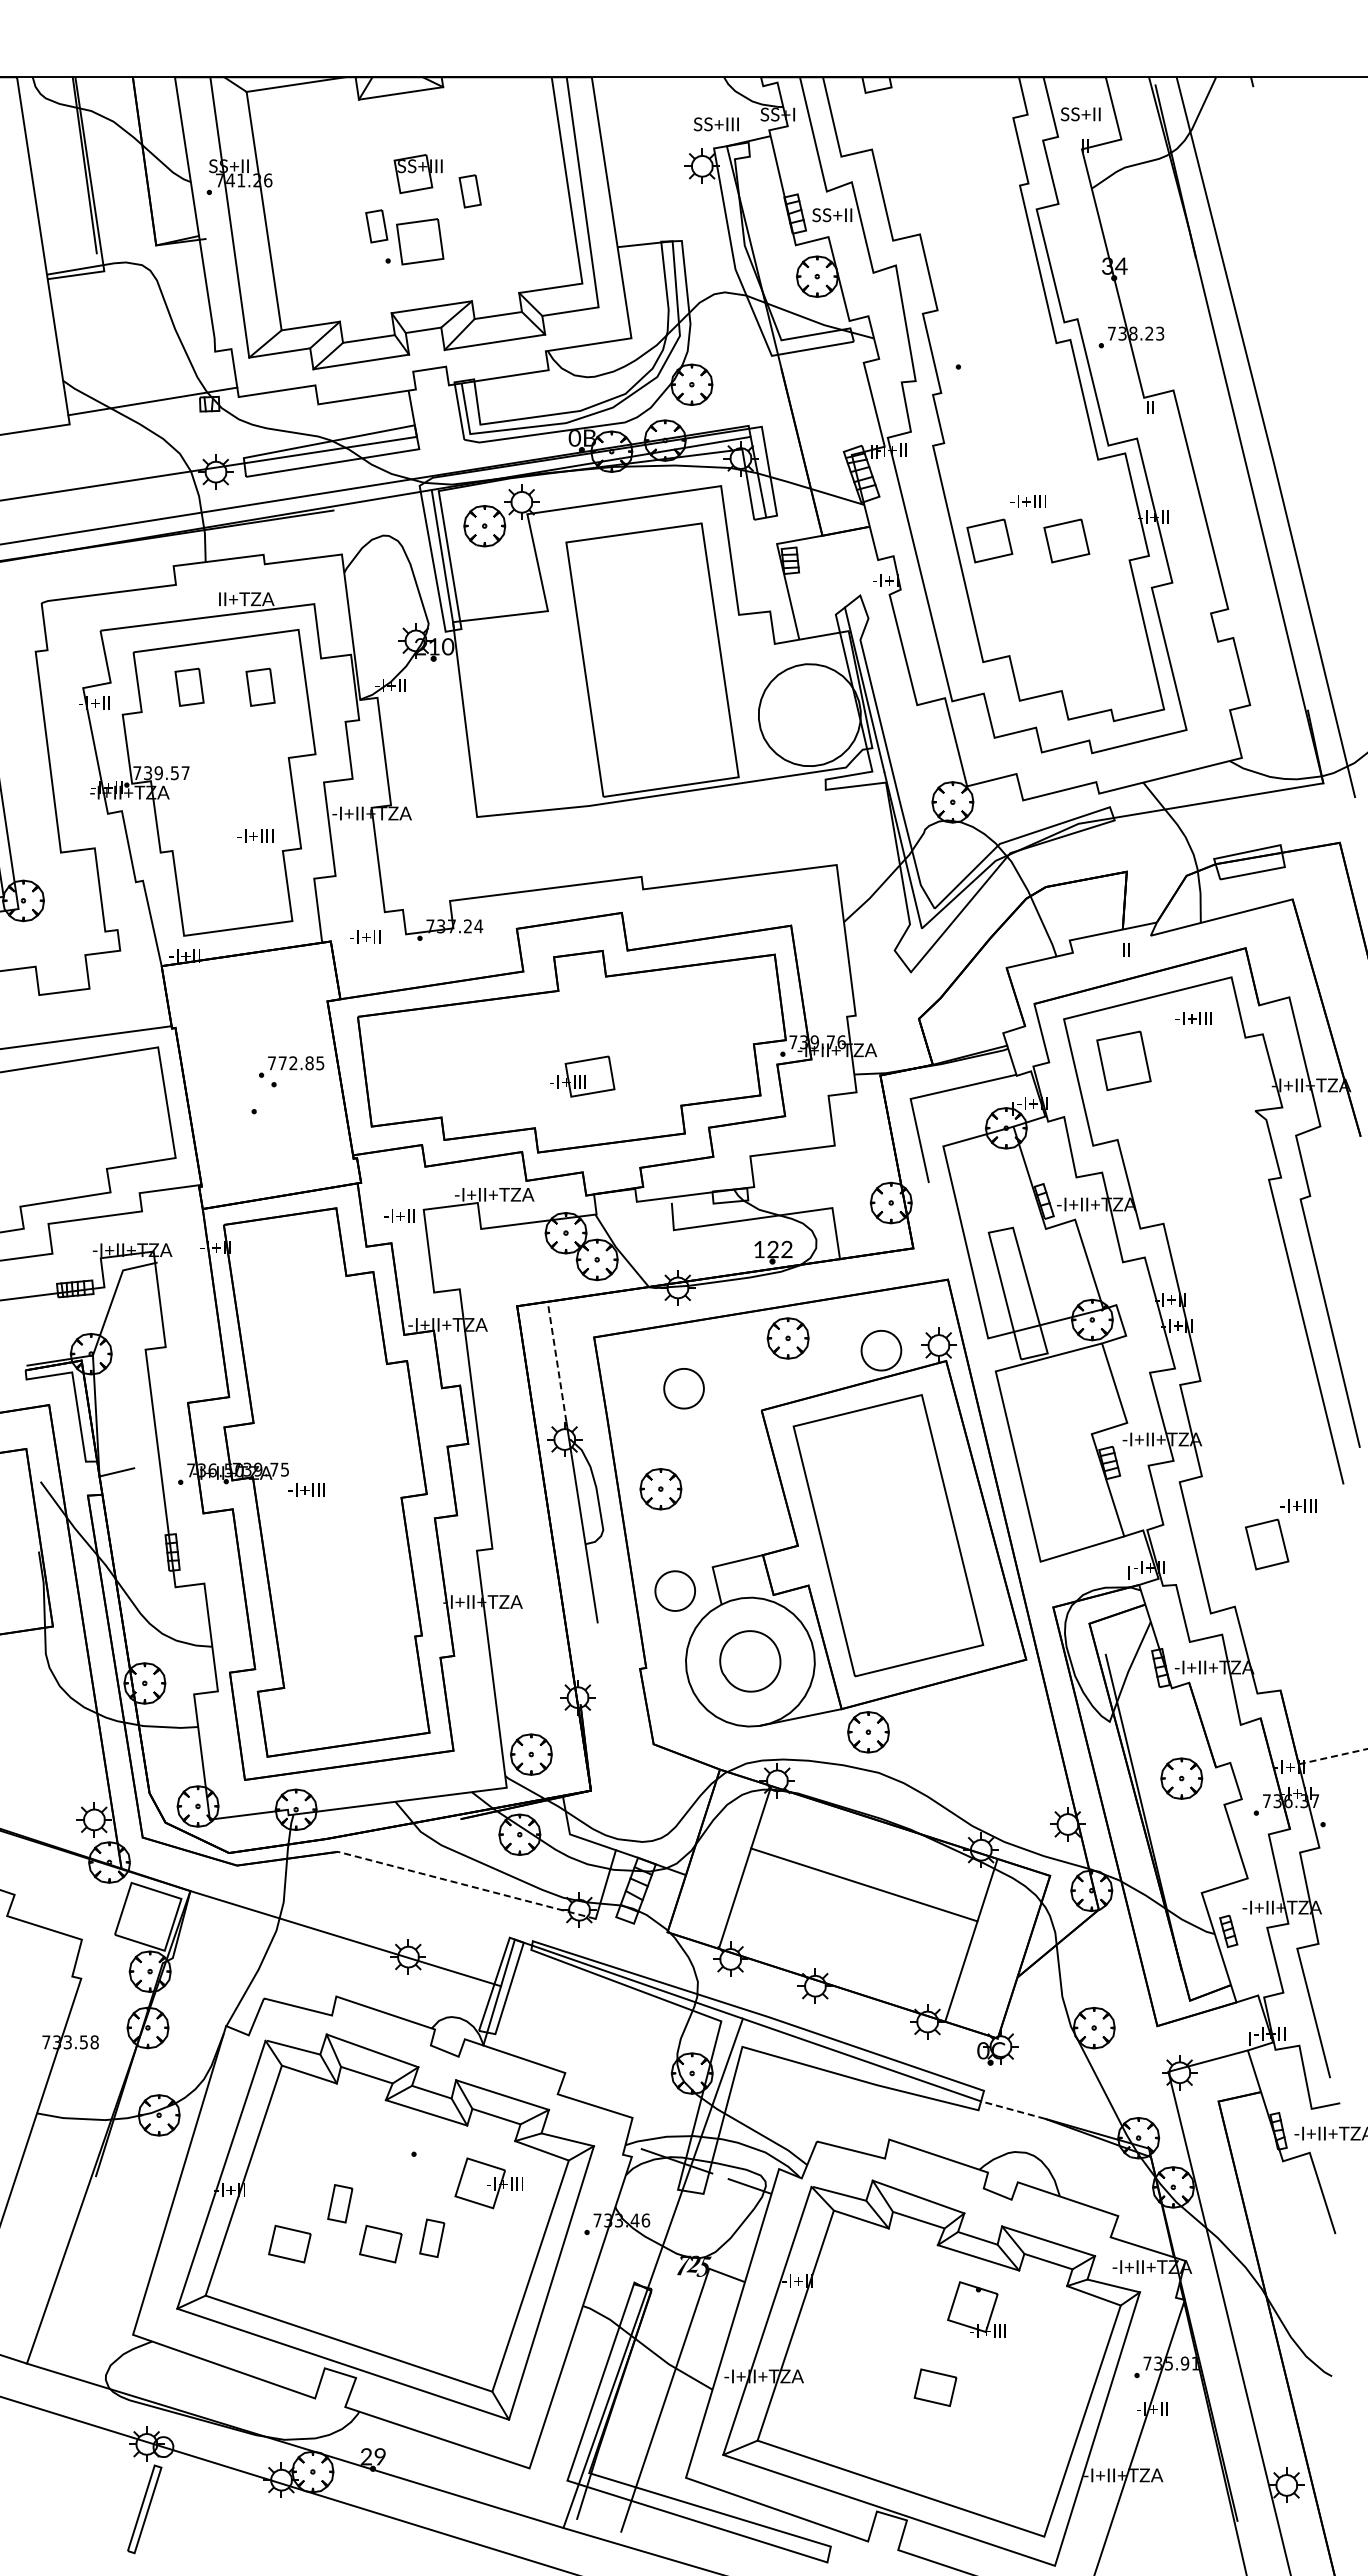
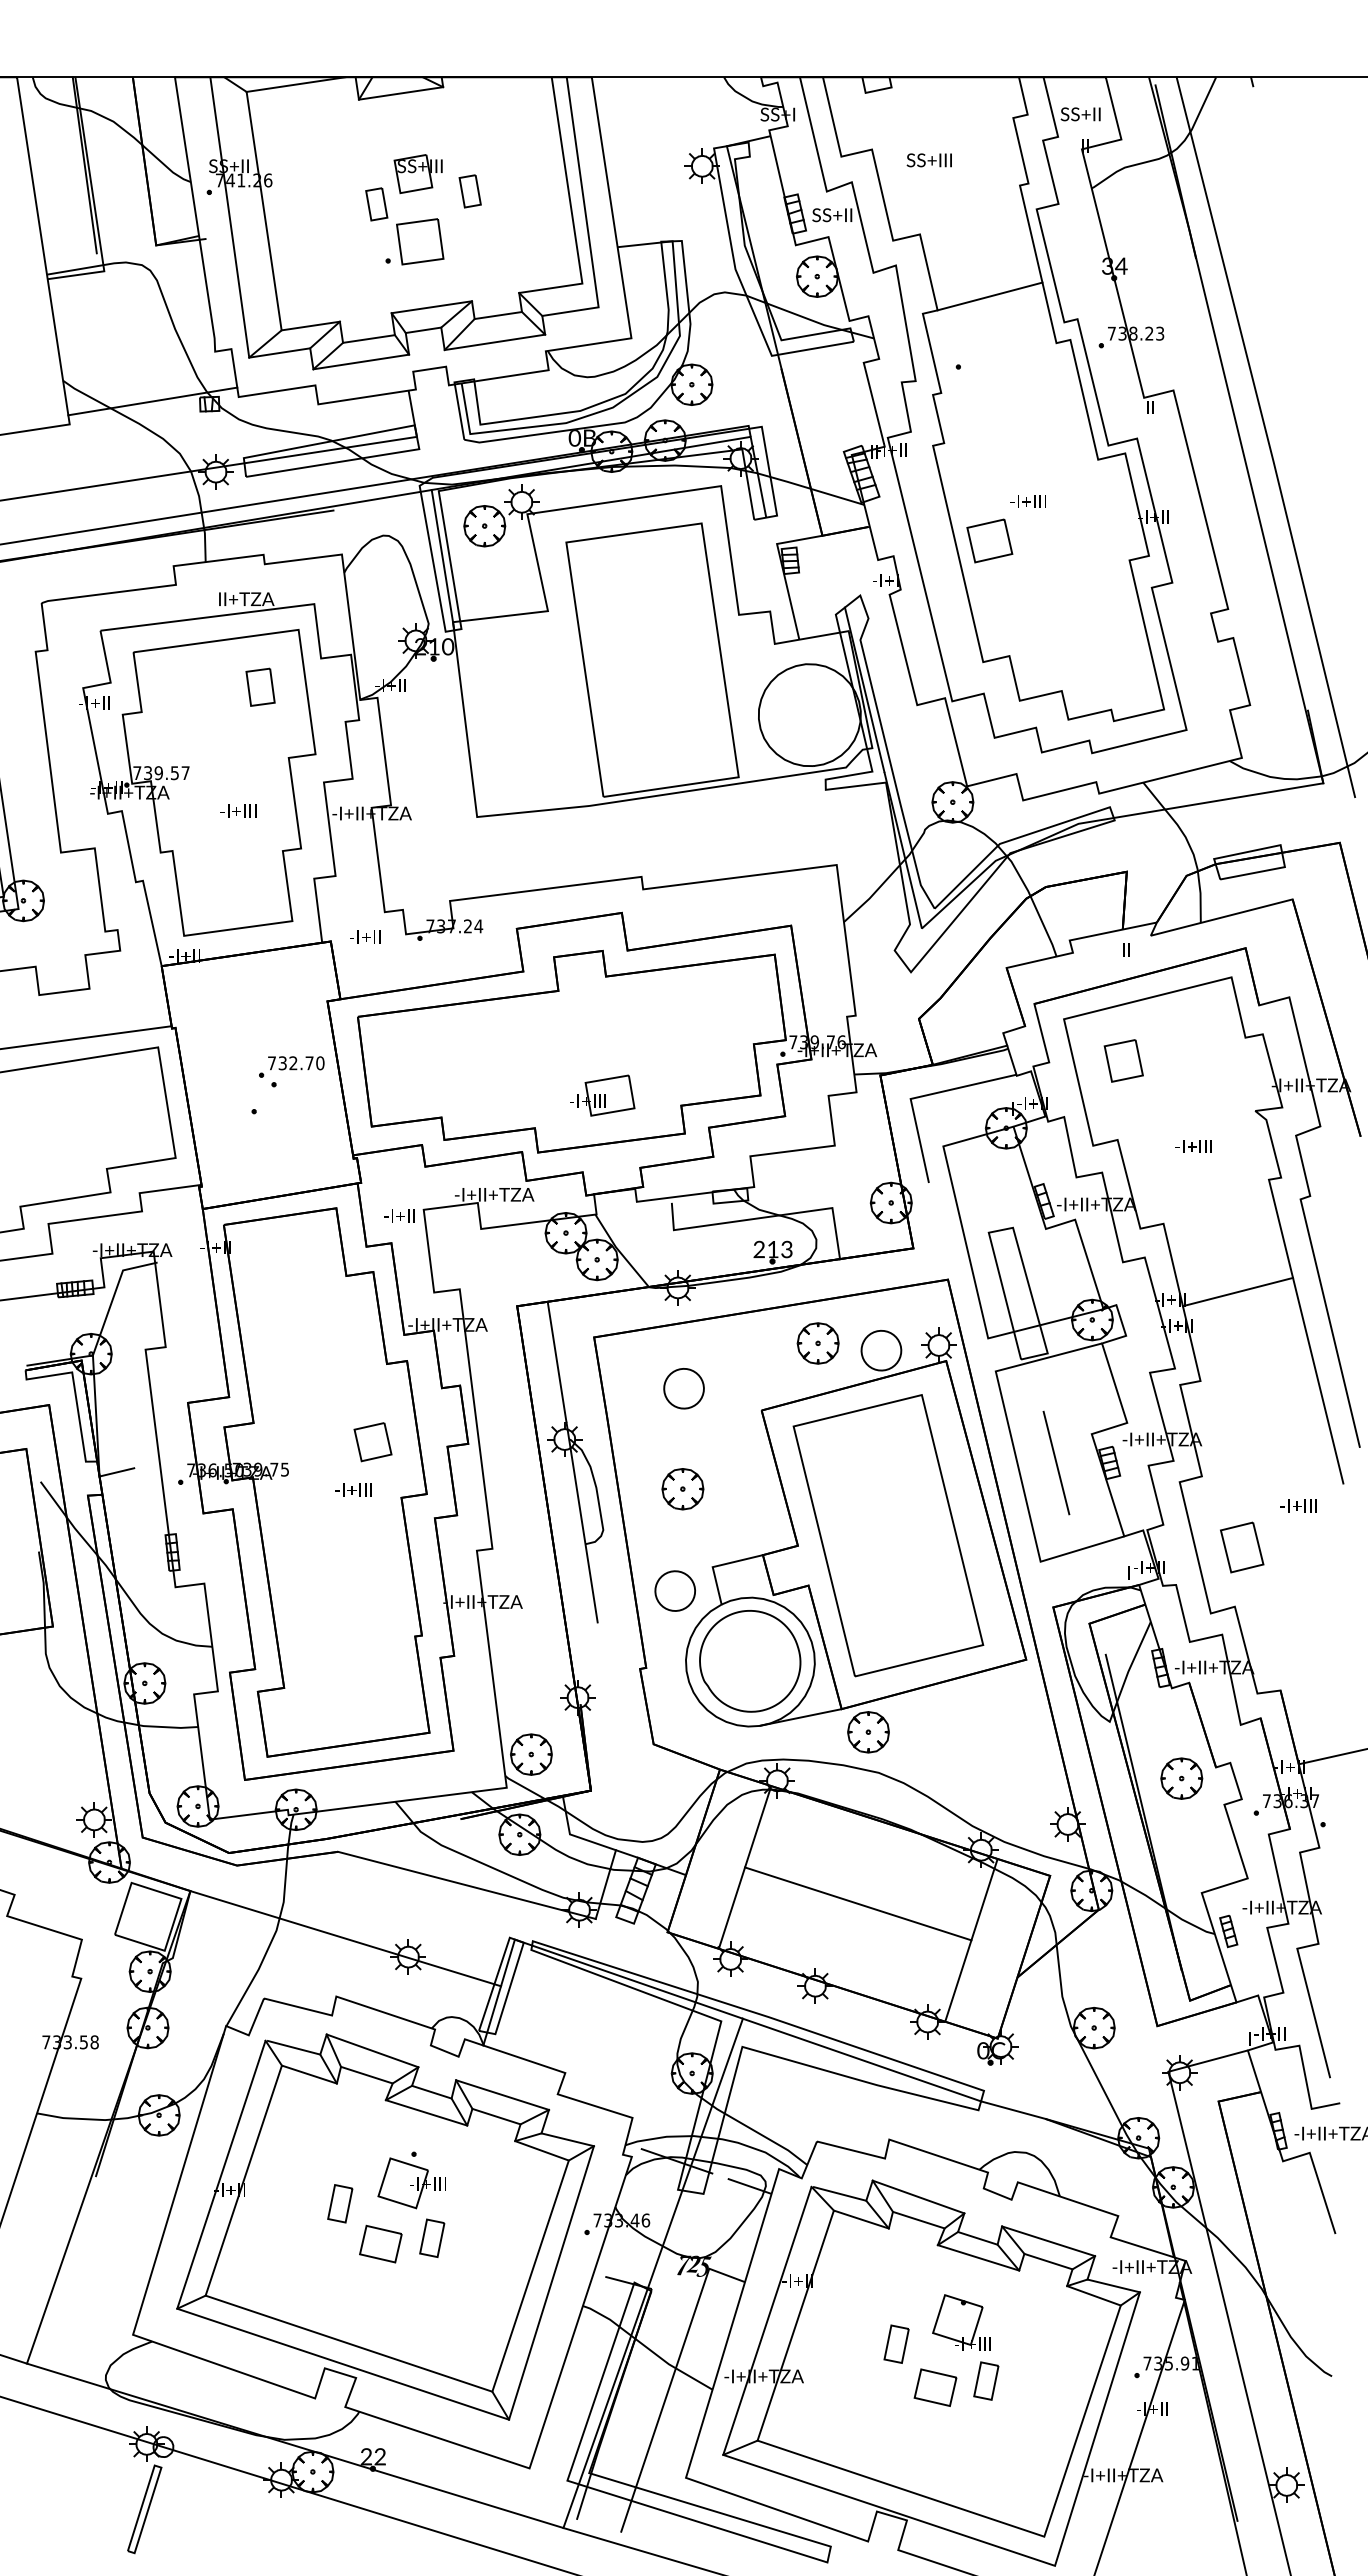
text position: (715, 124) -> (928, 160) (928, 160)
part position: (376, 226) -> (376, 204) (376, 204)
line: none -> present (989, 296)
part: present -> none (1066, 540)
part: present -> none (189, 686)
text position: (255, 835) -> (238, 810) (238, 810)
text position: (1193, 1018) -> (1193, 1146) (1193, 1146)
part size: 56x62 px -> 41x44 px (1123, 1060)
text: 772.85 -> 732.70 (301, 1063)
part position: (582, 1076) -> (602, 1095) (602, 1095)
text: 122 -> 213 (772, 1249)
line: none -> present (1237, 1291)
part position: (787, 1338) -> (817, 1343) (817, 1343)
line: dashed -> solid (557, 1361)
part: none -> present (372, 1442)
line: none -> present (1056, 1462)
text position: (306, 1489) -> (353, 1489) (353, 1489)
part position: (660, 1489) -> (682, 1489) (682, 1489)
part position: (1267, 1544) -> (1242, 1547) (1242, 1547)
part size: 63x63 px -> 103x103 px (750, 1661)
line: dashed -> solid (1333, 1756)
line position: (864, 1884) -> (858, 1903) (858, 1903)
line: dashed -> solid (466, 1885)
line: dashed -> solid (1012, 2109)
part position: (488, 2183) -> (411, 2183) (411, 2183)
part: present -> none (289, 2243)
line: none -> present (619, 2280)
part position: (976, 2309) -> (961, 2322) (961, 2322)
part: none -> present (896, 2343)
part: none -> present (986, 2380)
text: 29 -> 22 (379, 2457)
